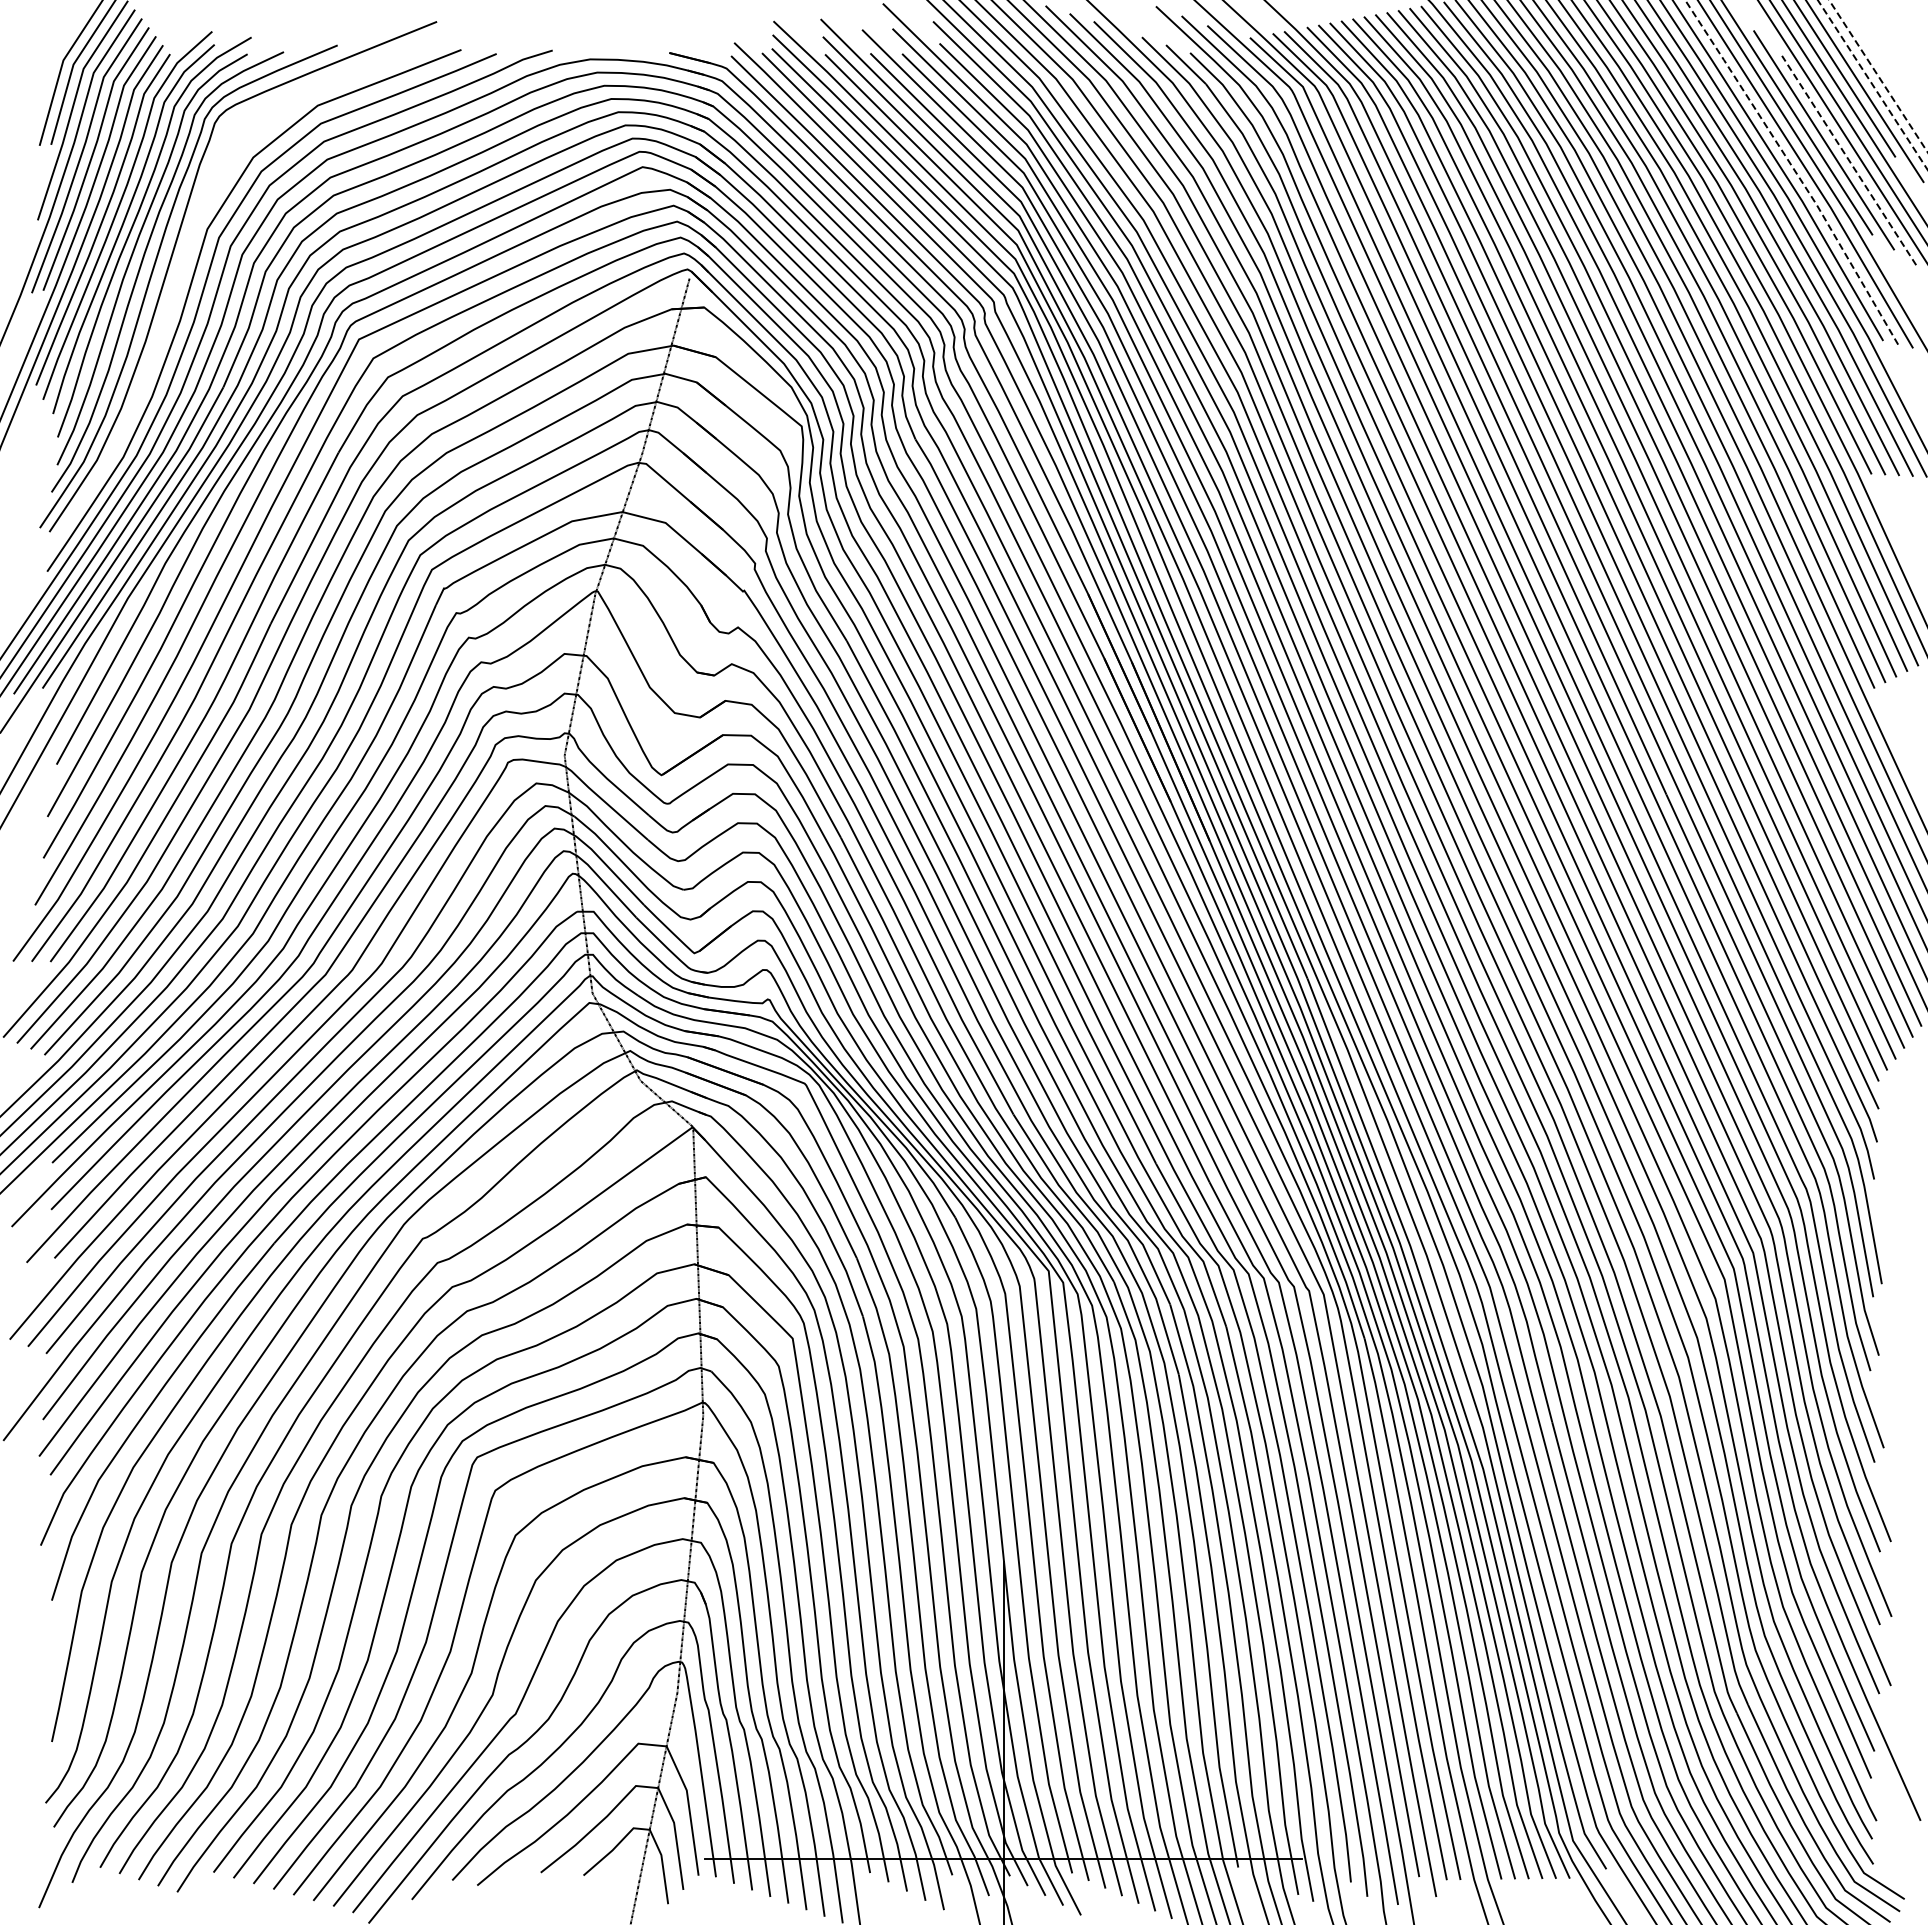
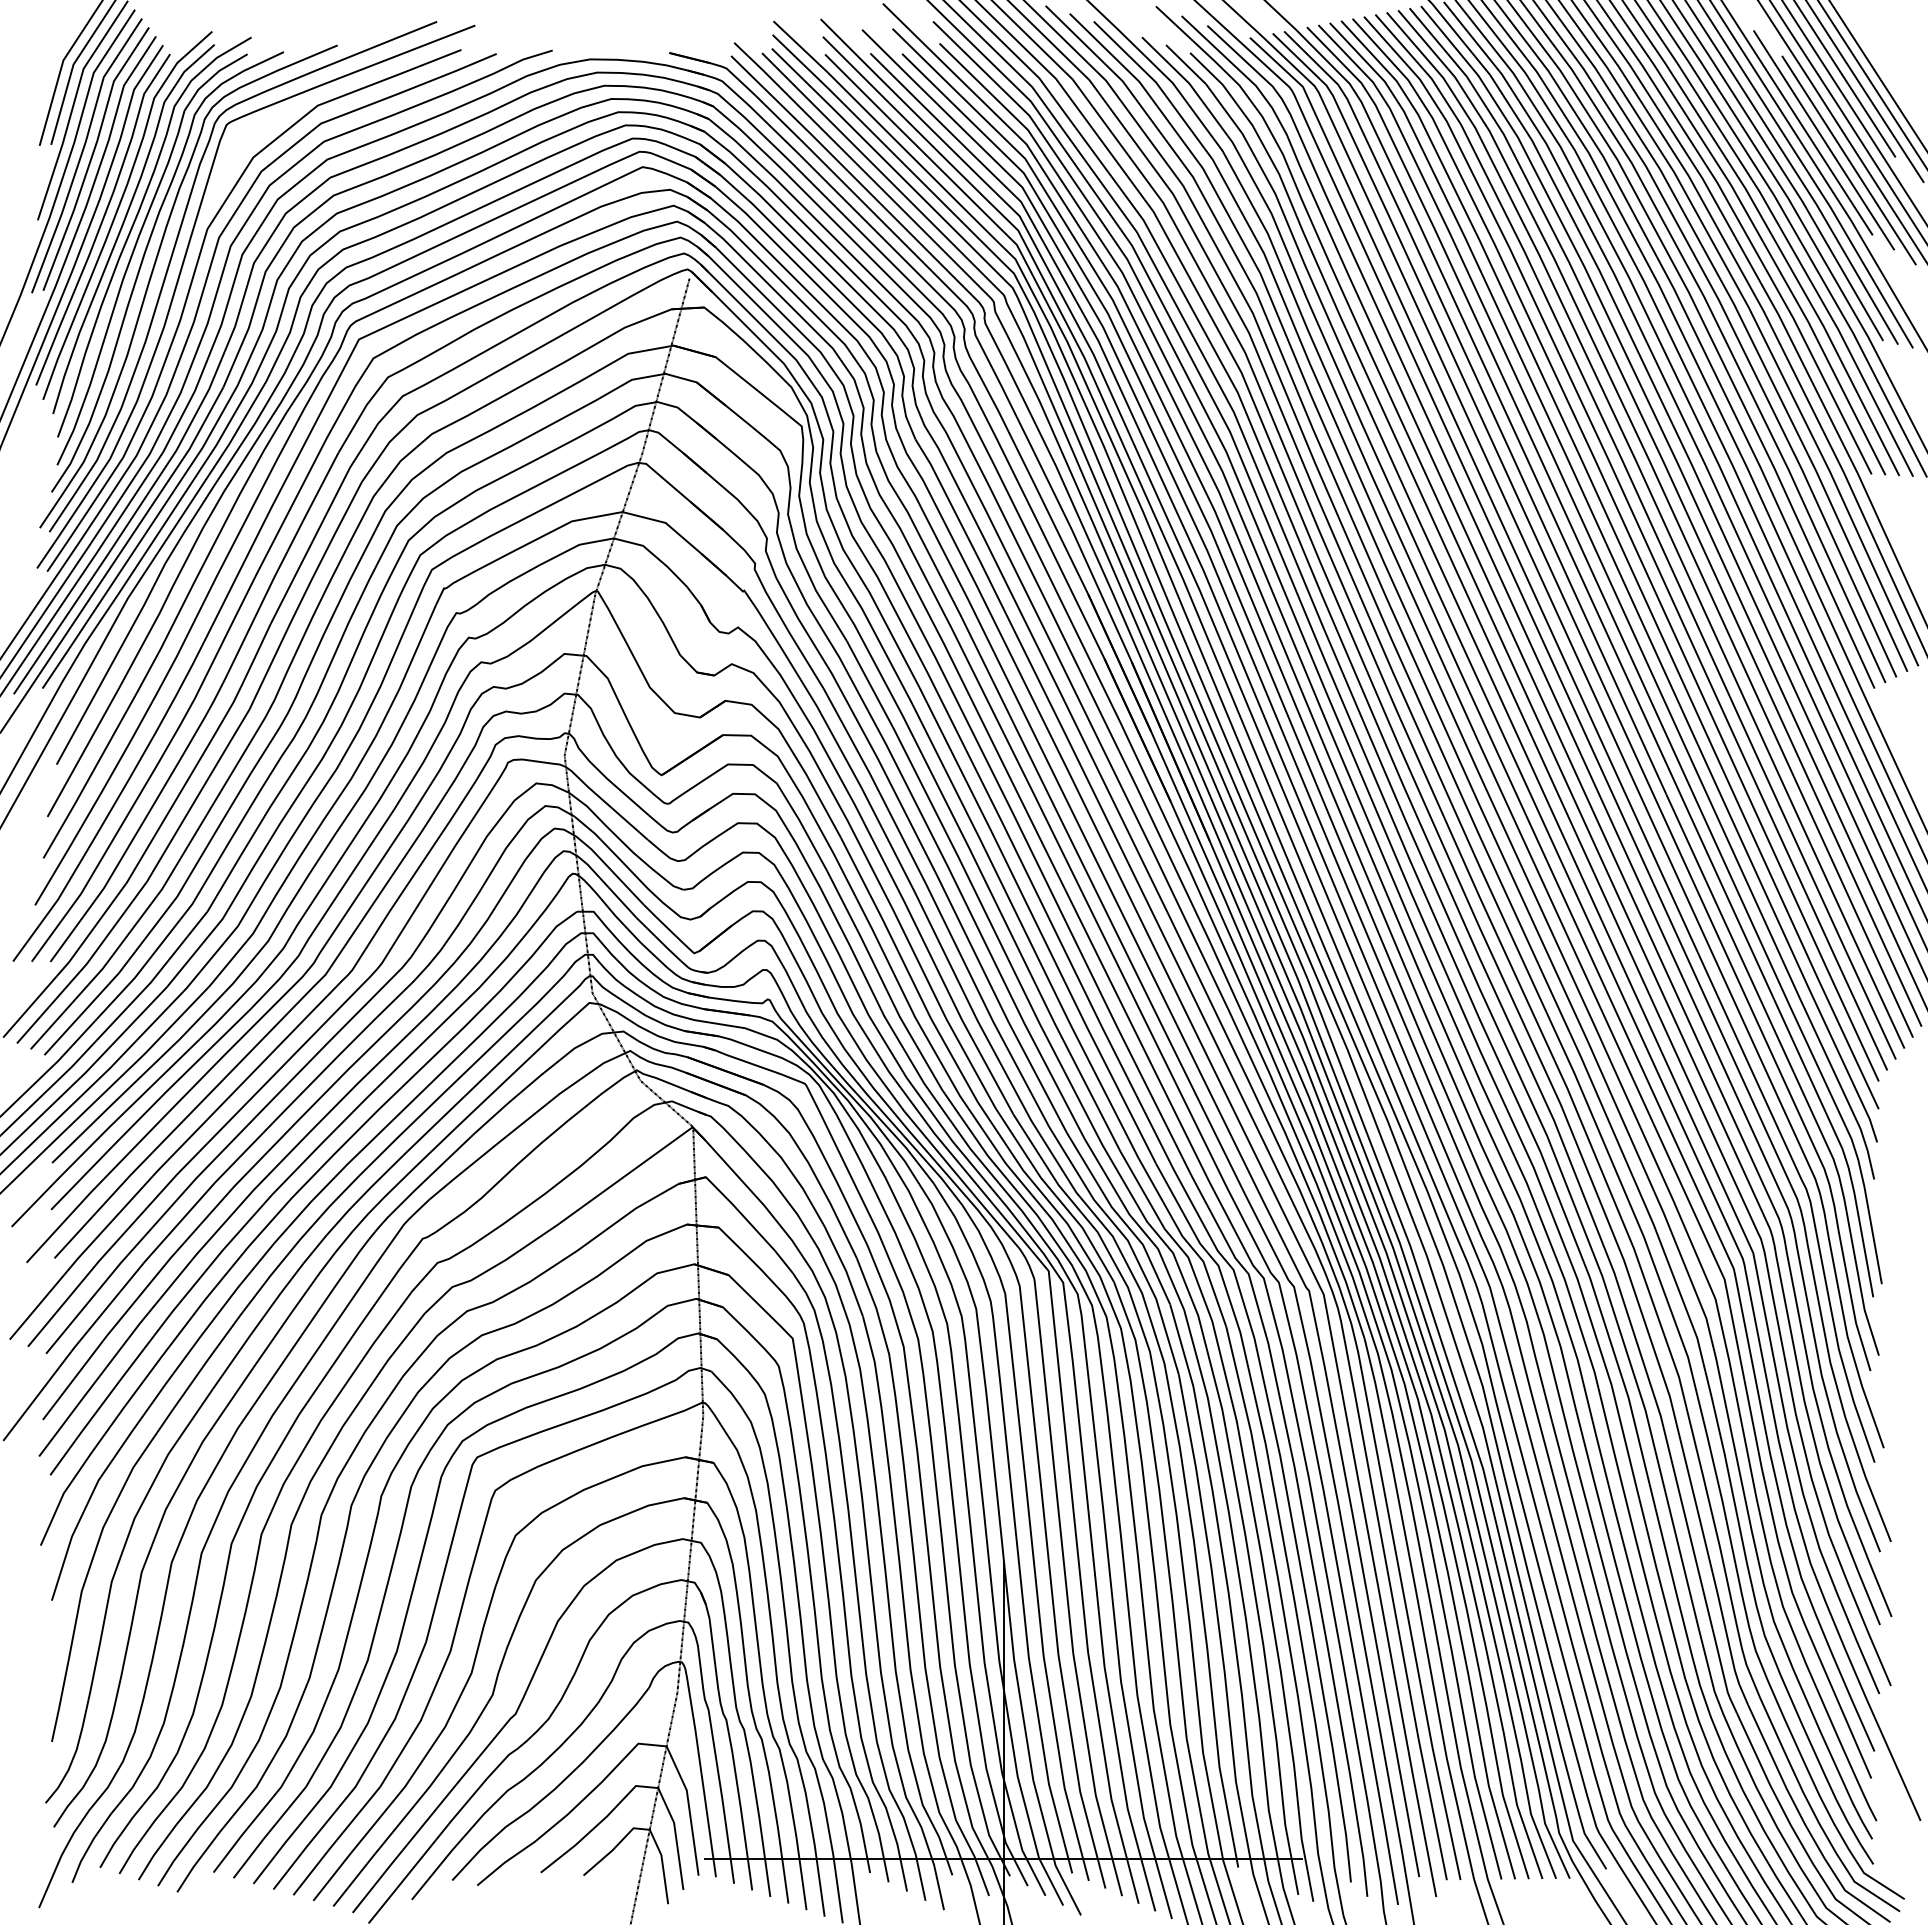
line: dashed -> solid (1878, 75)
line: dashed -> solid (1872, 84)
line: dashed -> solid (1848, 160)
line: dashed -> solid (1795, 171)
curve: none -> present (180, 276)
